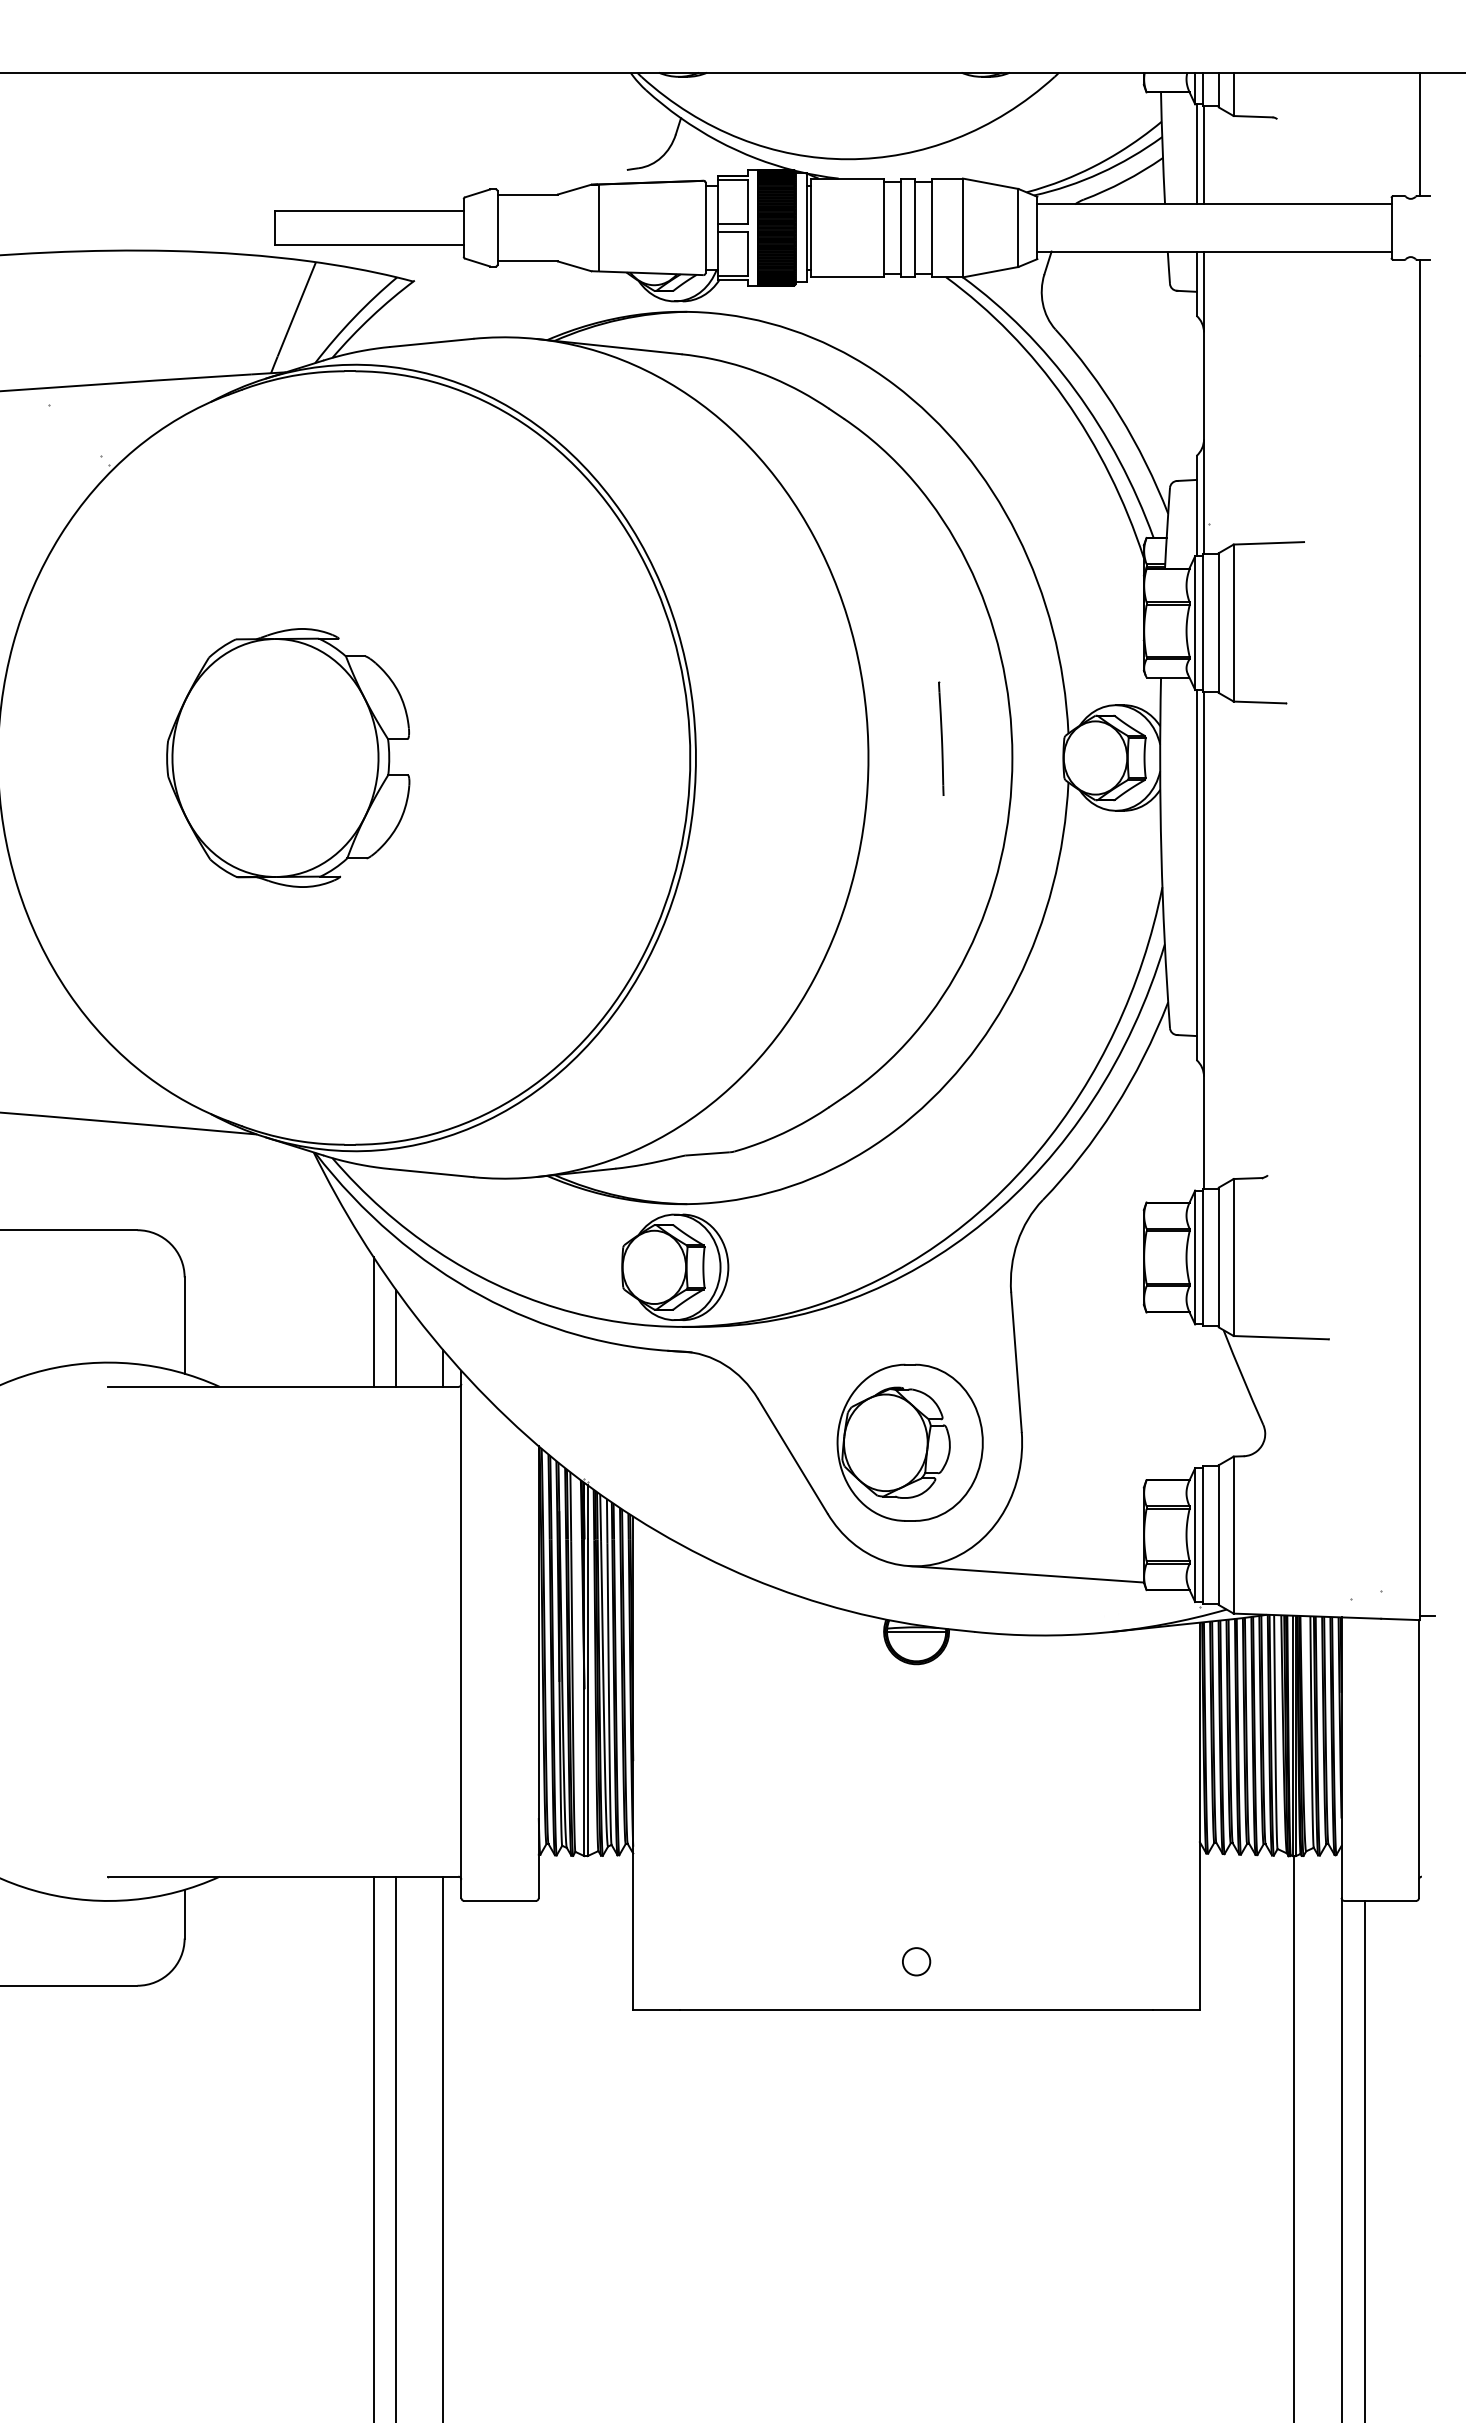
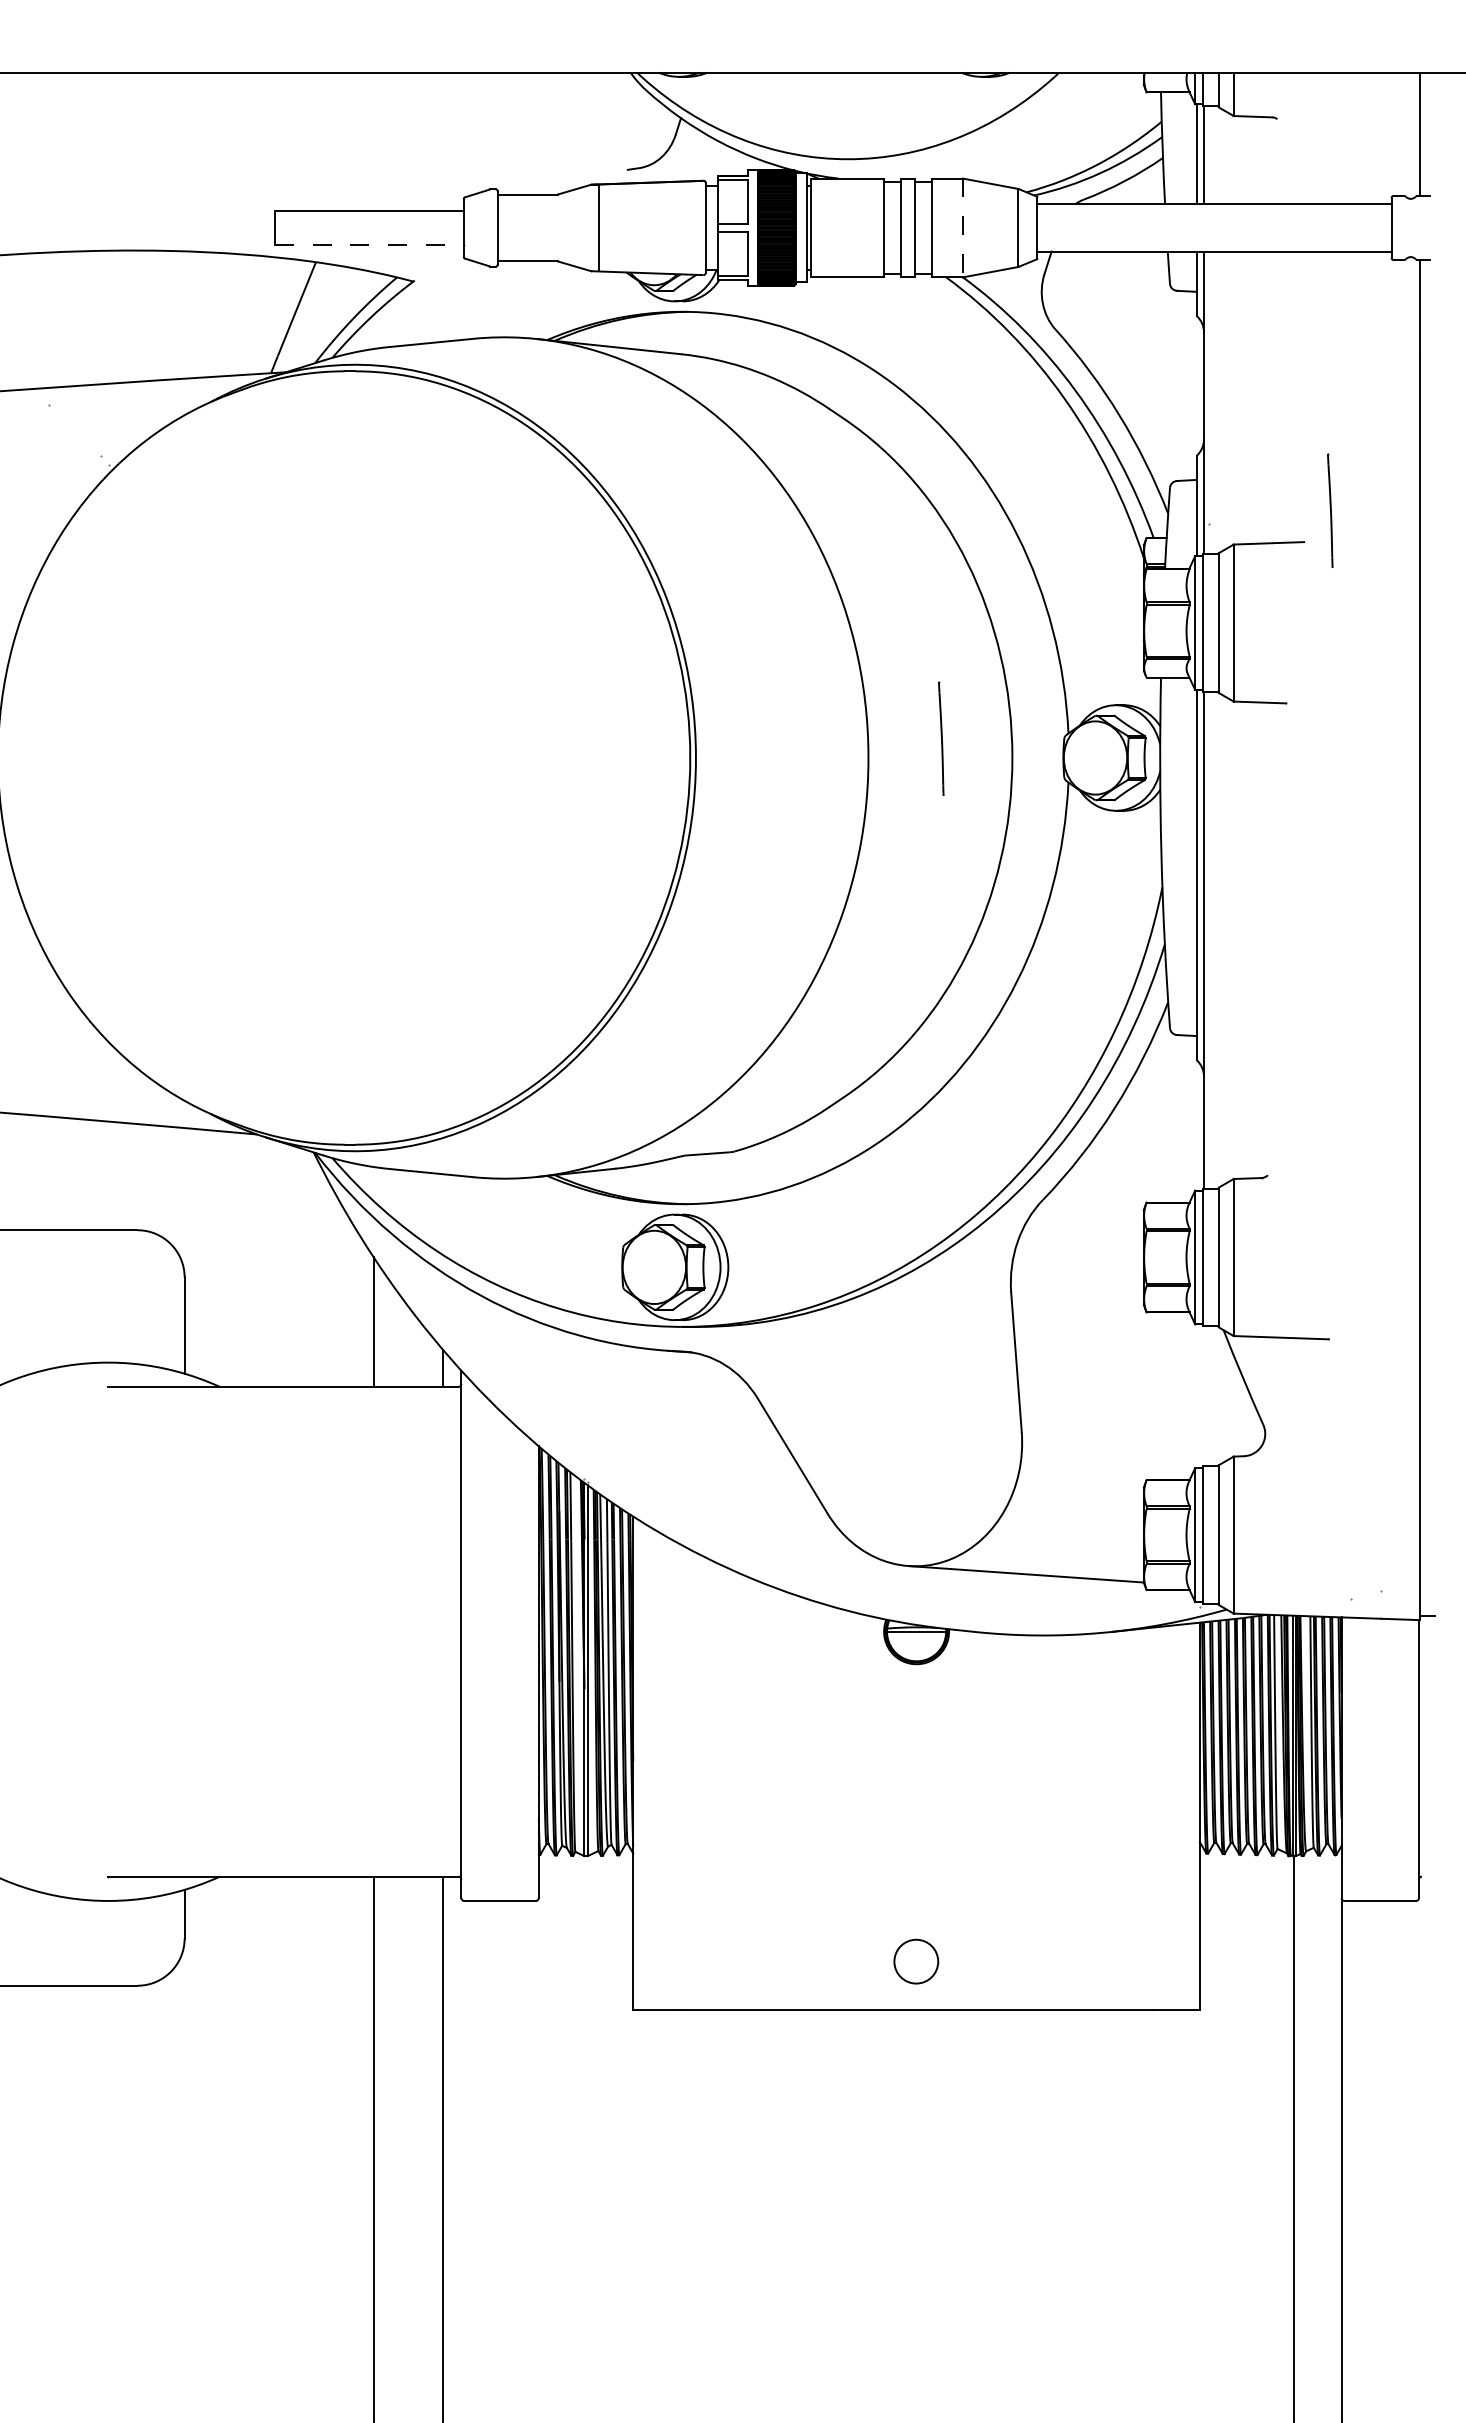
line: solid -> dashed (962, 228)
line: solid -> dashed (369, 245)
line: none -> present (1330, 510)
part: present -> none (288, 757)
line: present -> none (396, 1338)
part: present -> none (909, 1442)
circle size: 30x30 px -> 47x47 px (916, 1961)
line: present -> none (396, 2147)
line: present -> none (1365, 2159)
